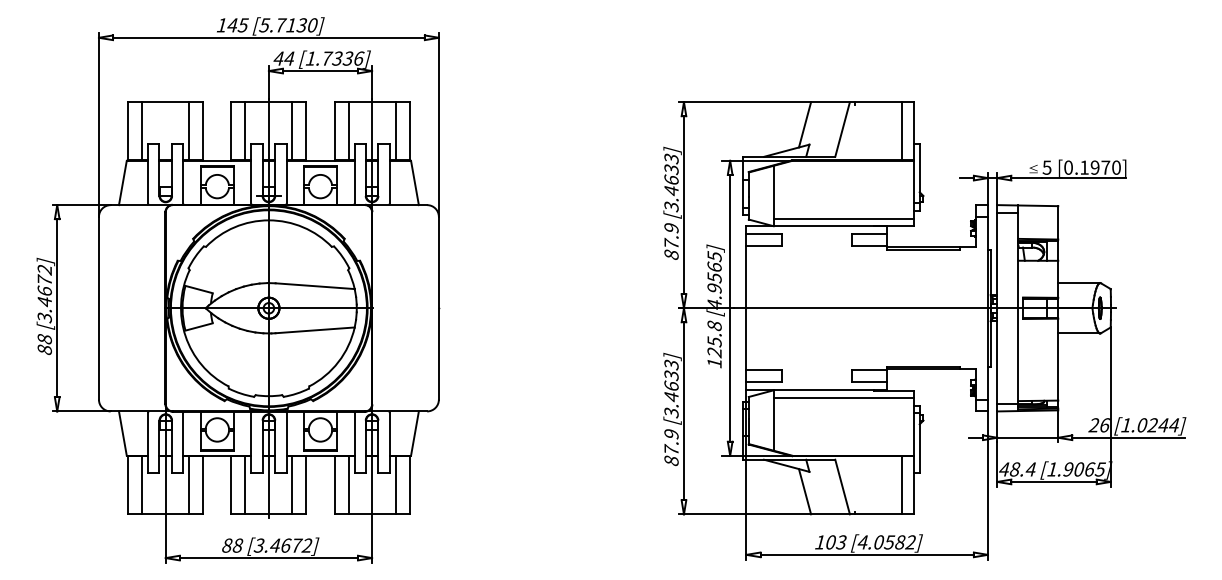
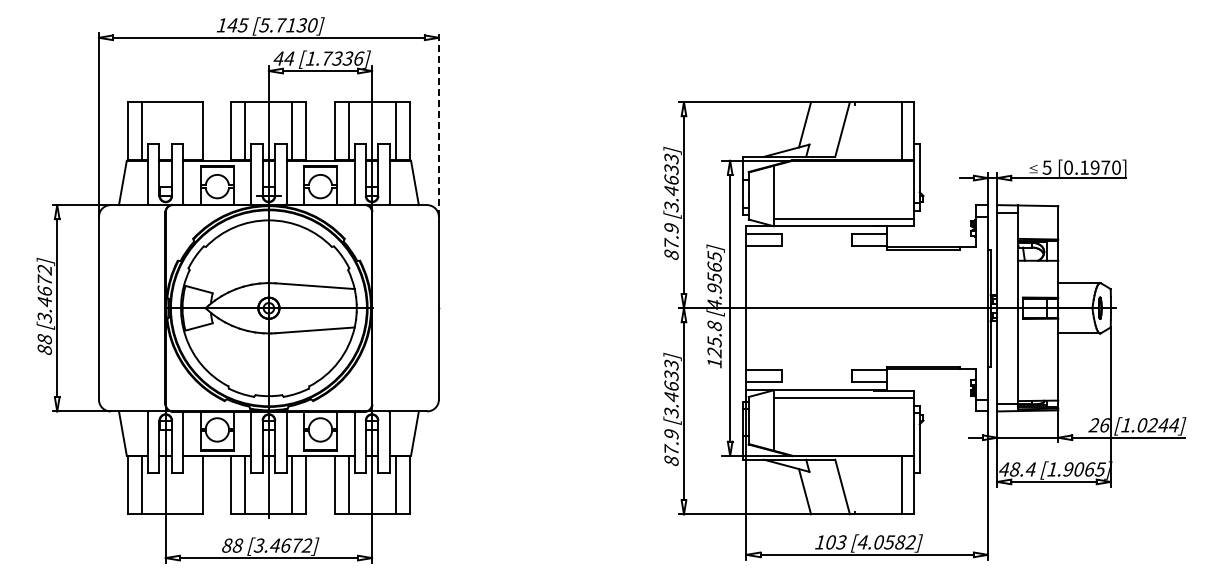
line: solid -> dashed (438, 124)
line: present -> none (189, 131)
line: present -> none (189, 485)
